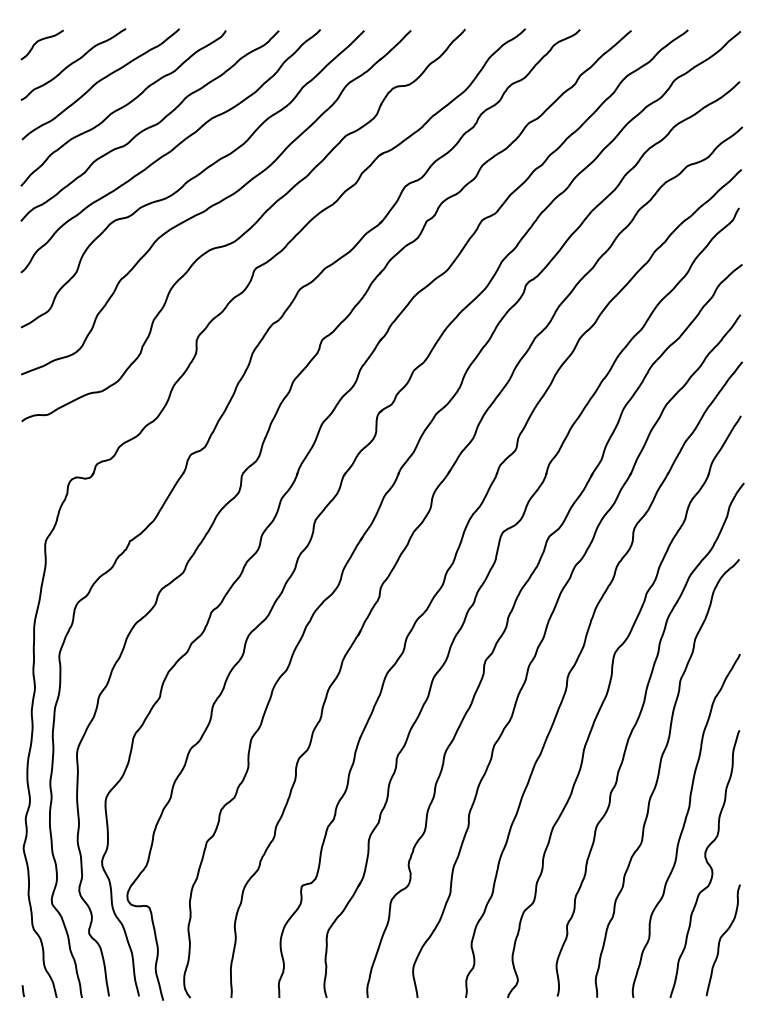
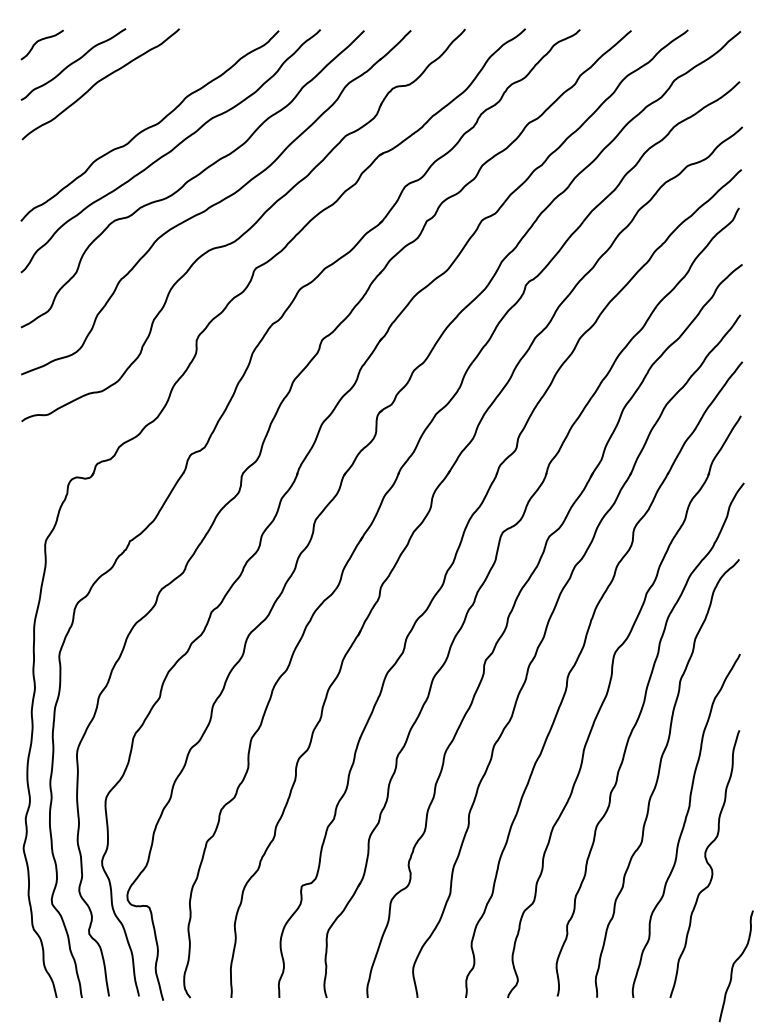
curve: present -> none (123, 107)
curve position: (721, 939) -> (734, 965) (734, 965)
line: present -> none (22, 991)
